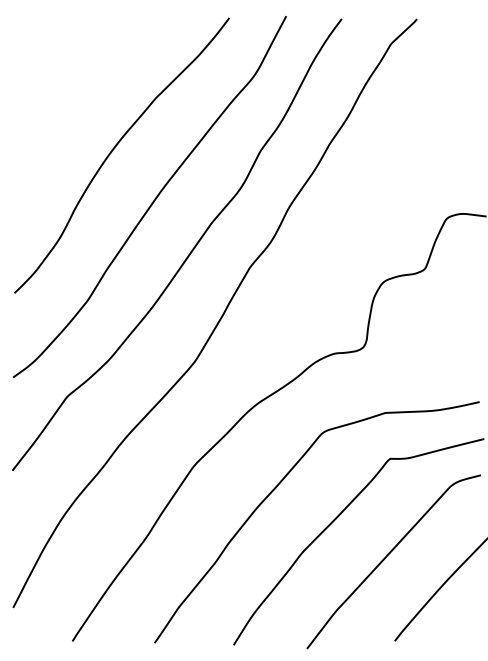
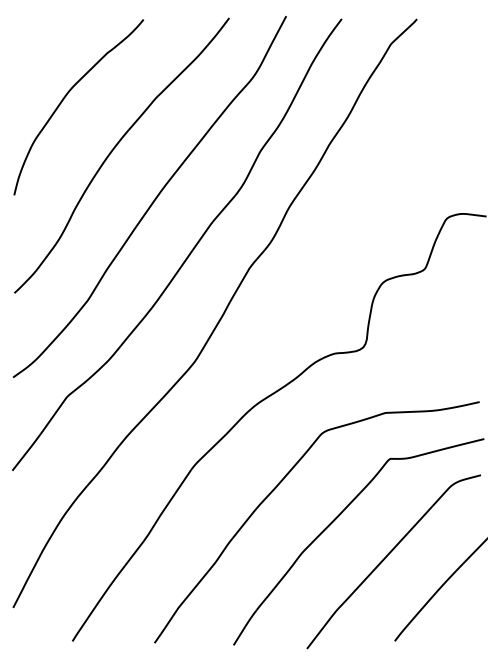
curve: none -> present (64, 99)
